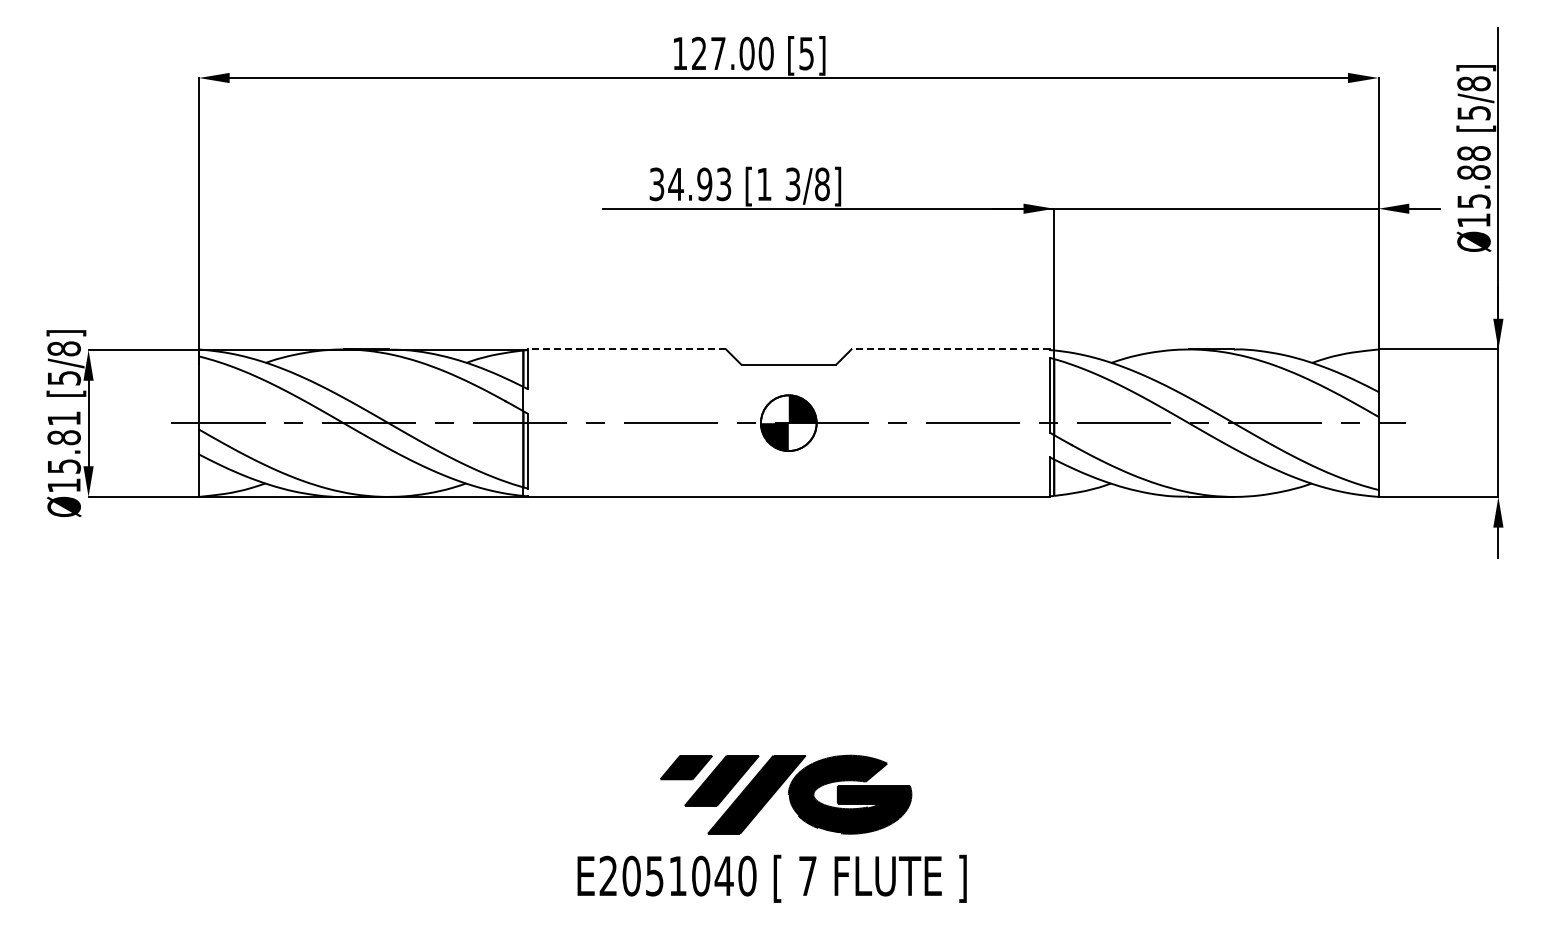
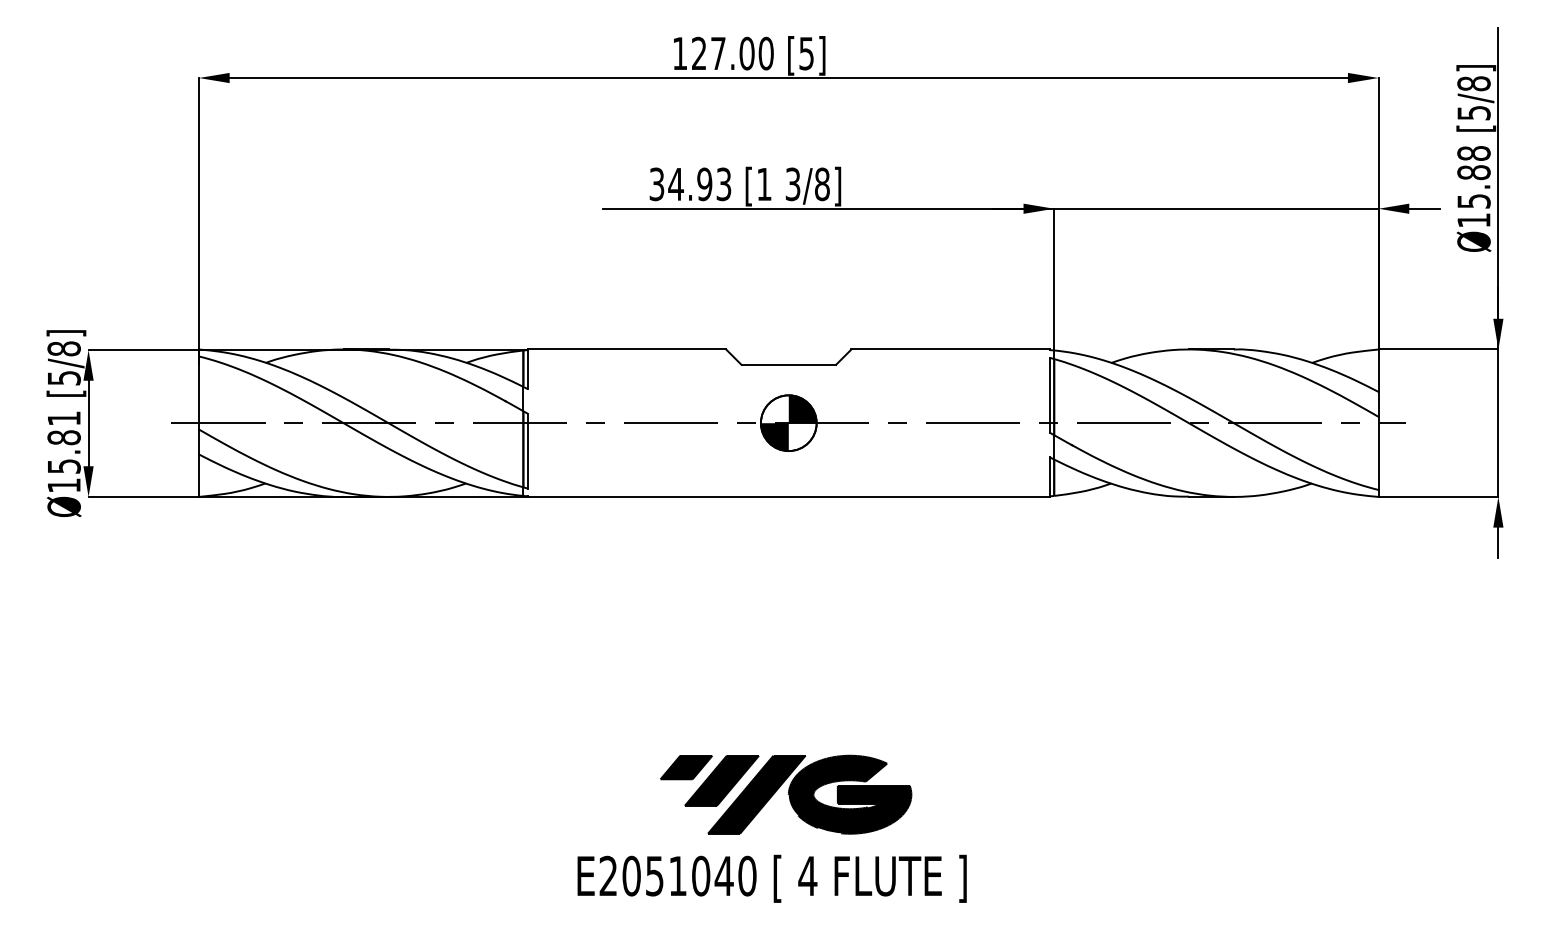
line: dashed -> solid (626, 349)
line: dashed -> solid (950, 349)
text: 7 -> 4 (807, 875)
